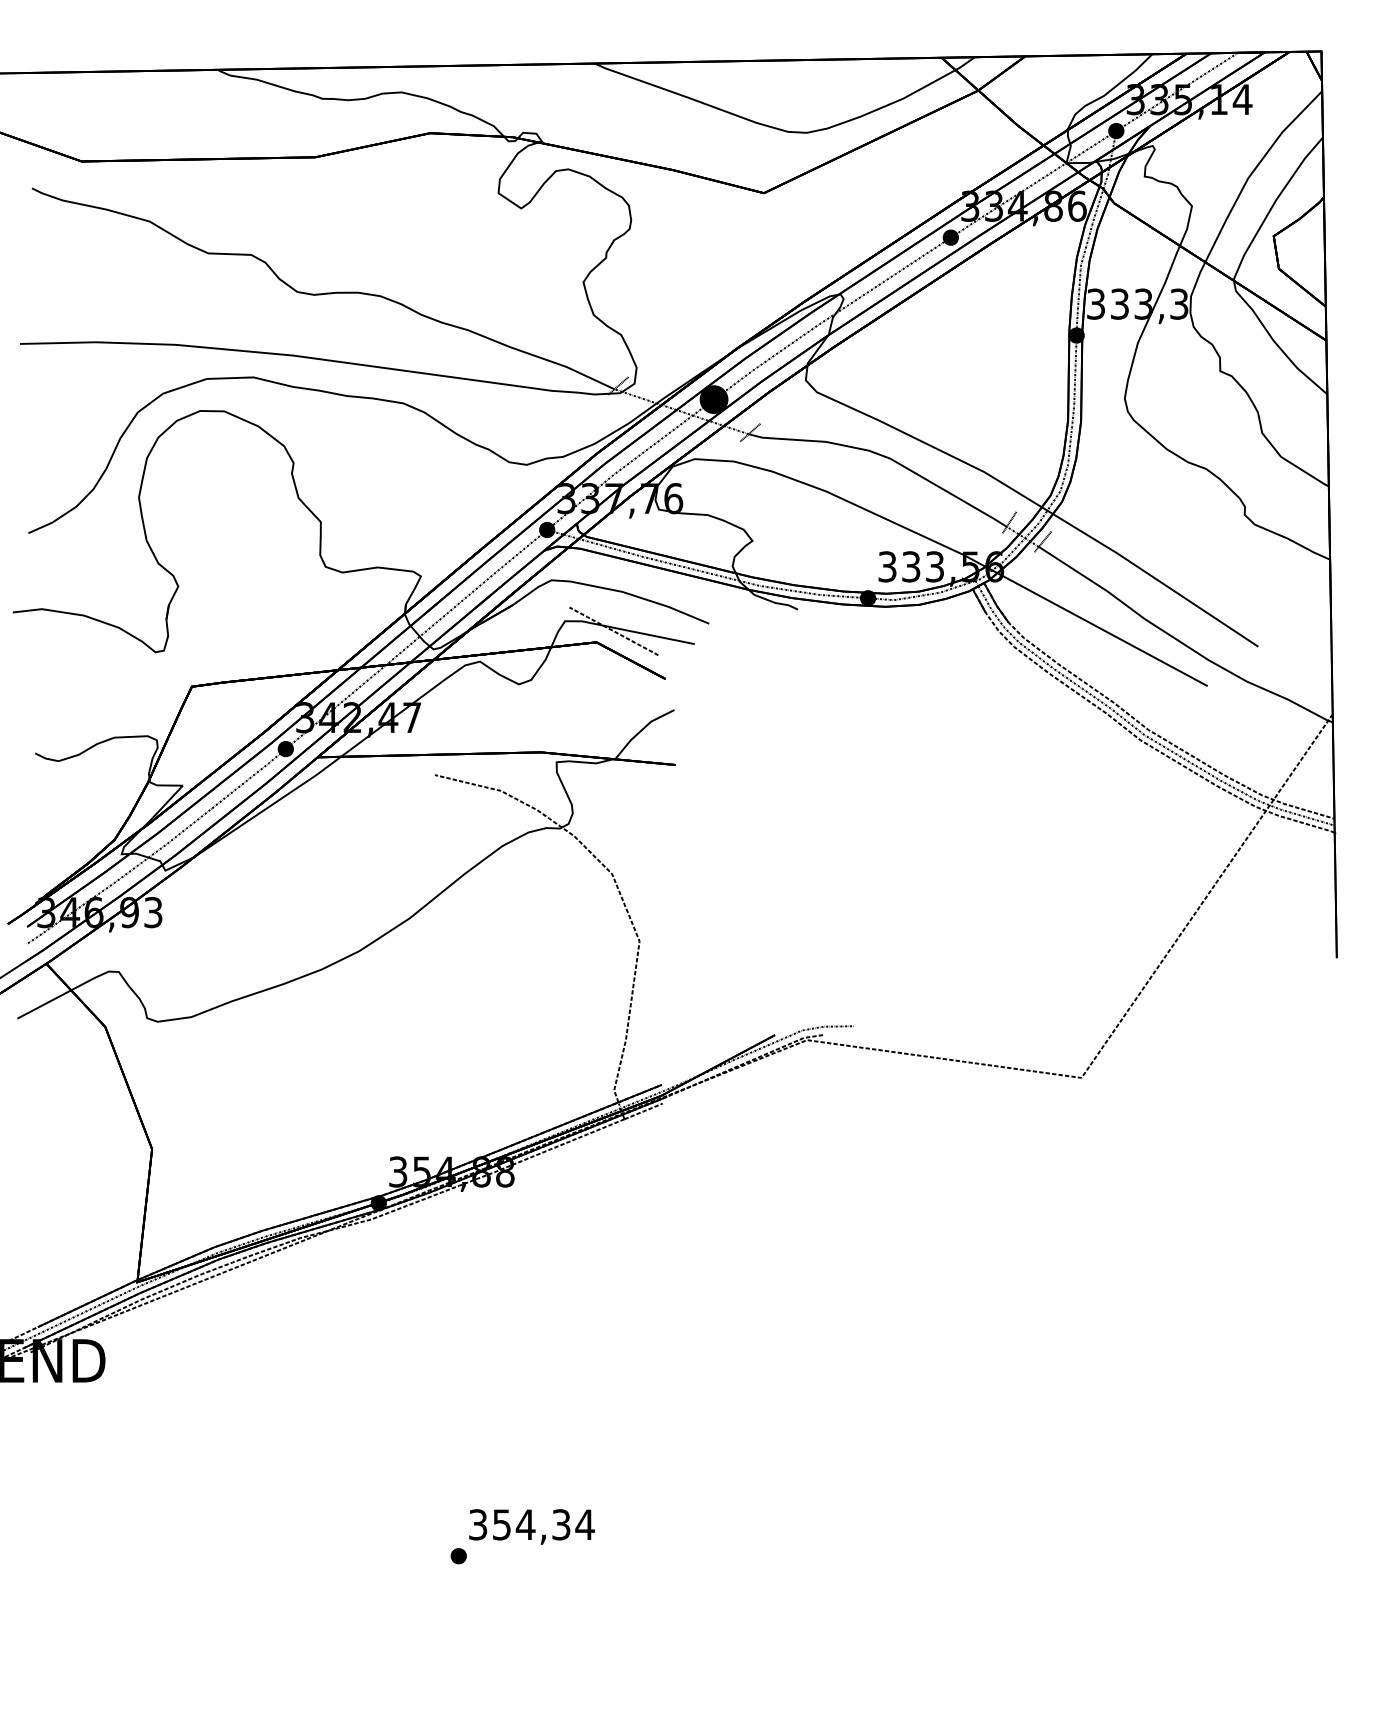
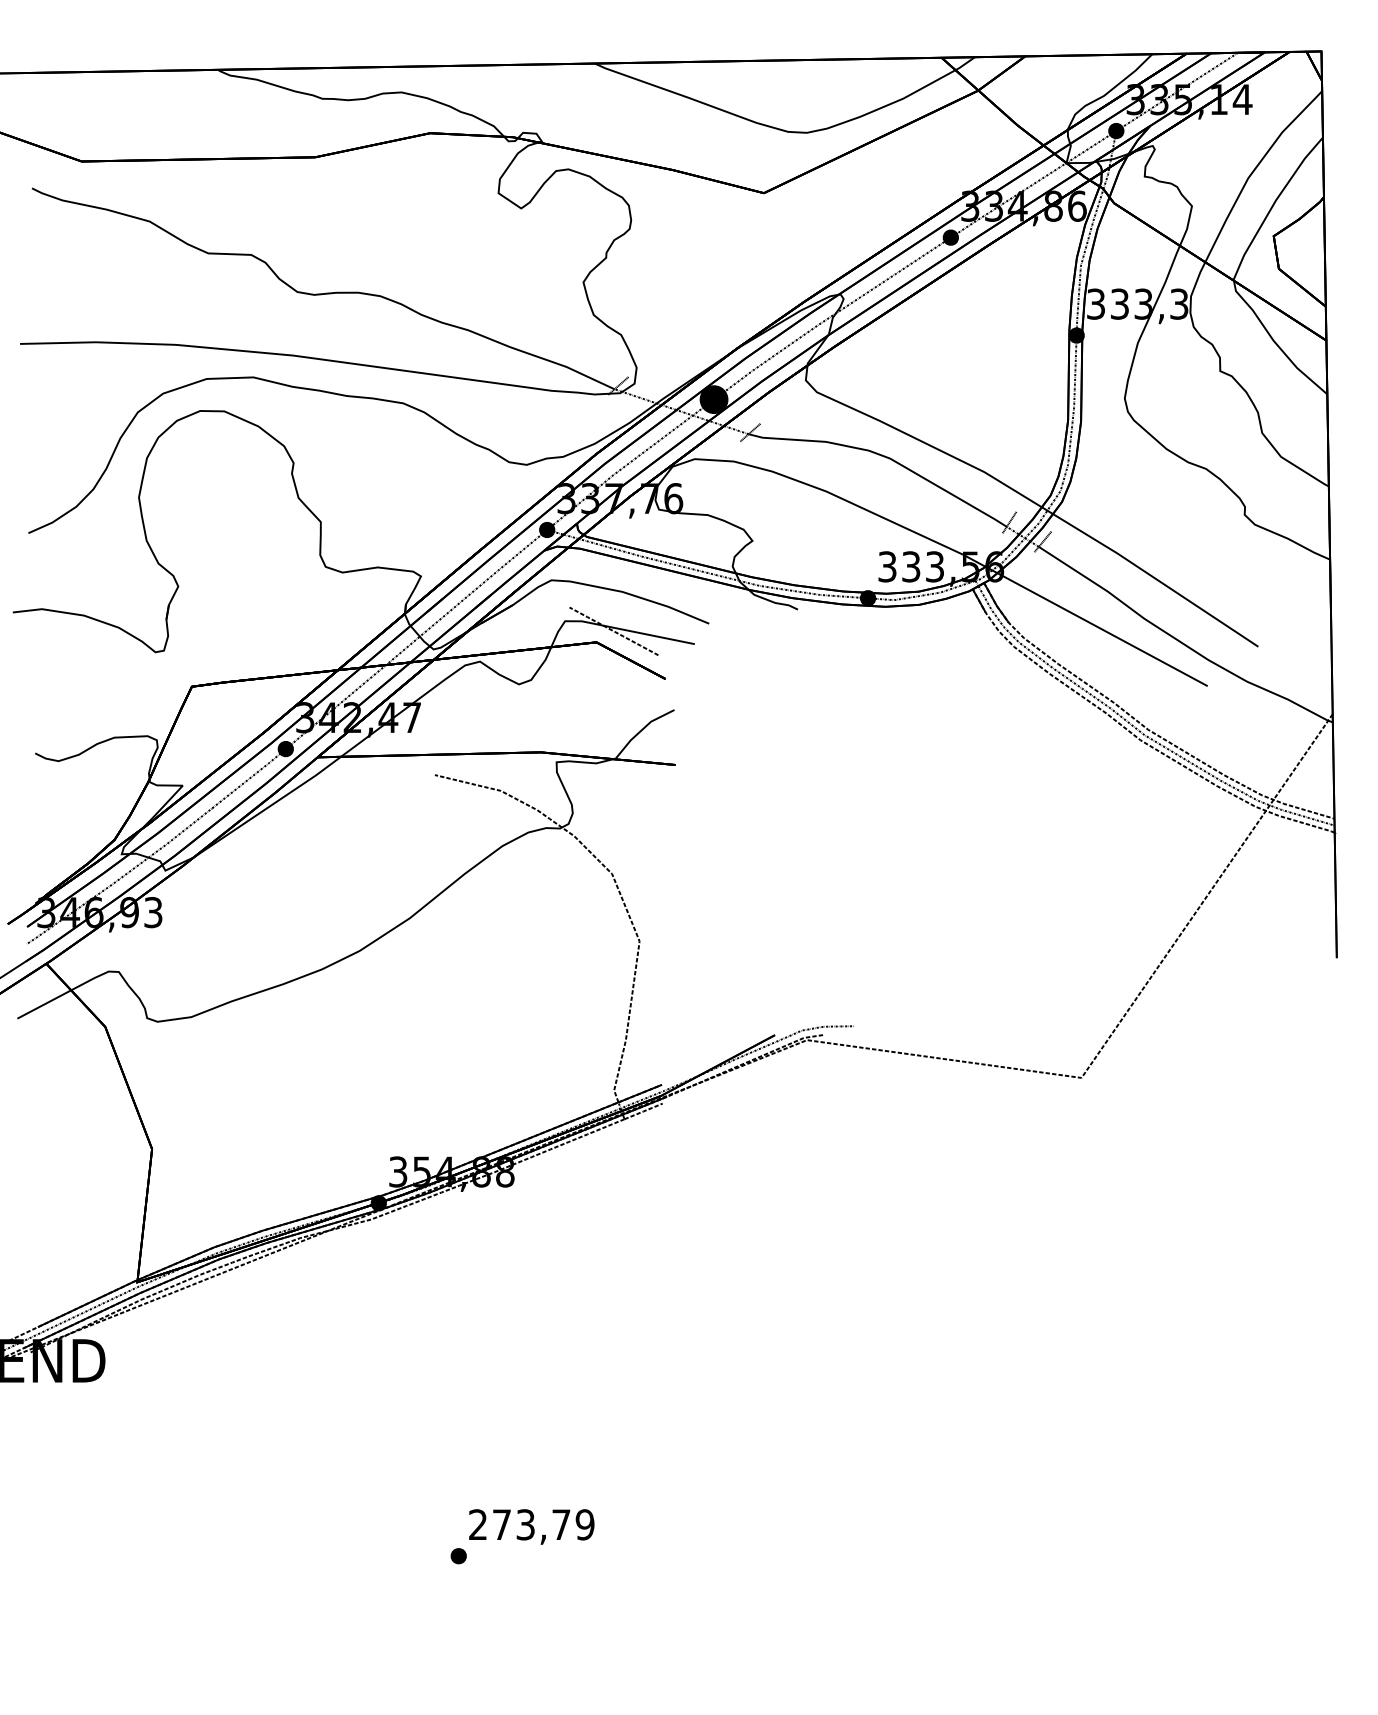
text: 354,34 -> 273,79 (531, 1524)
